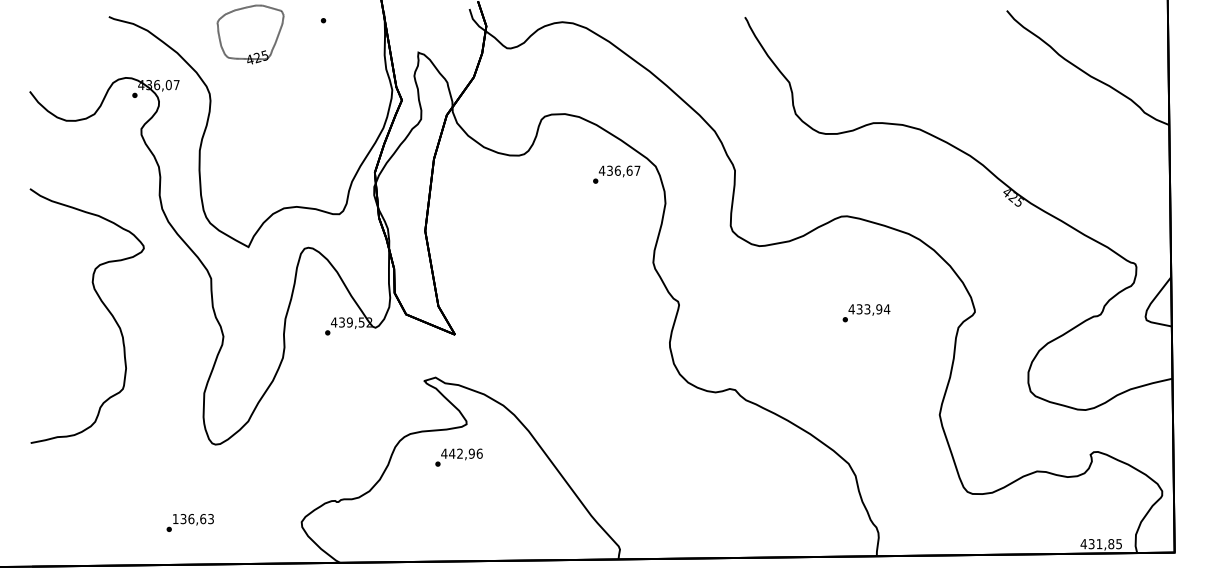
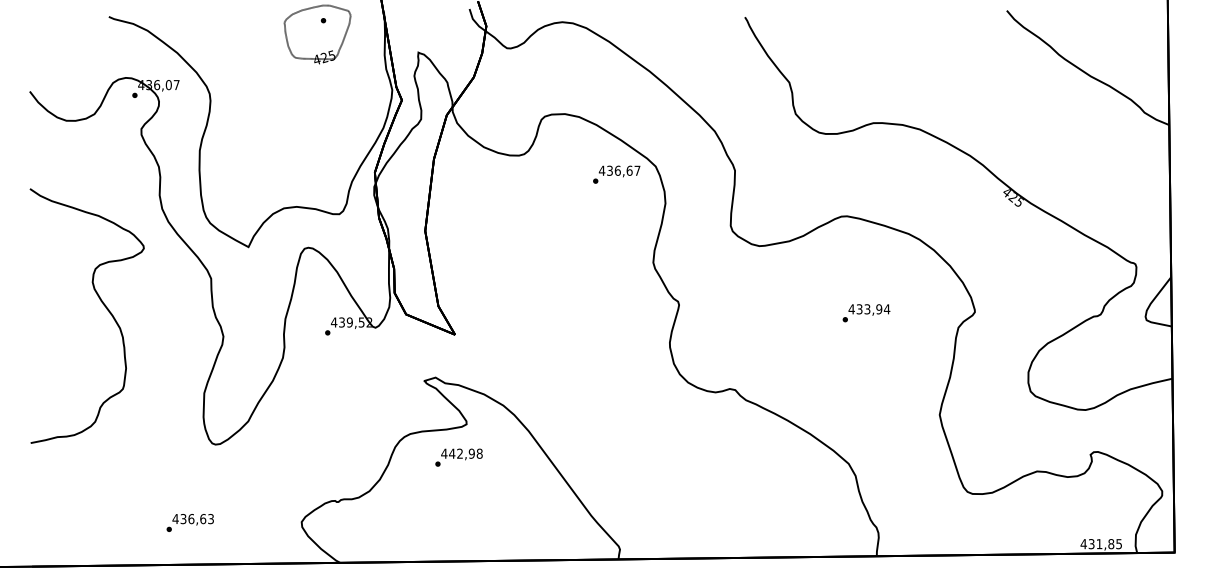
part position: (250, 34) -> (317, 34) (317, 34)
text: 442,96 -> 442,98 (479, 453)
text: 136,63 -> 436,63 (175, 518)
